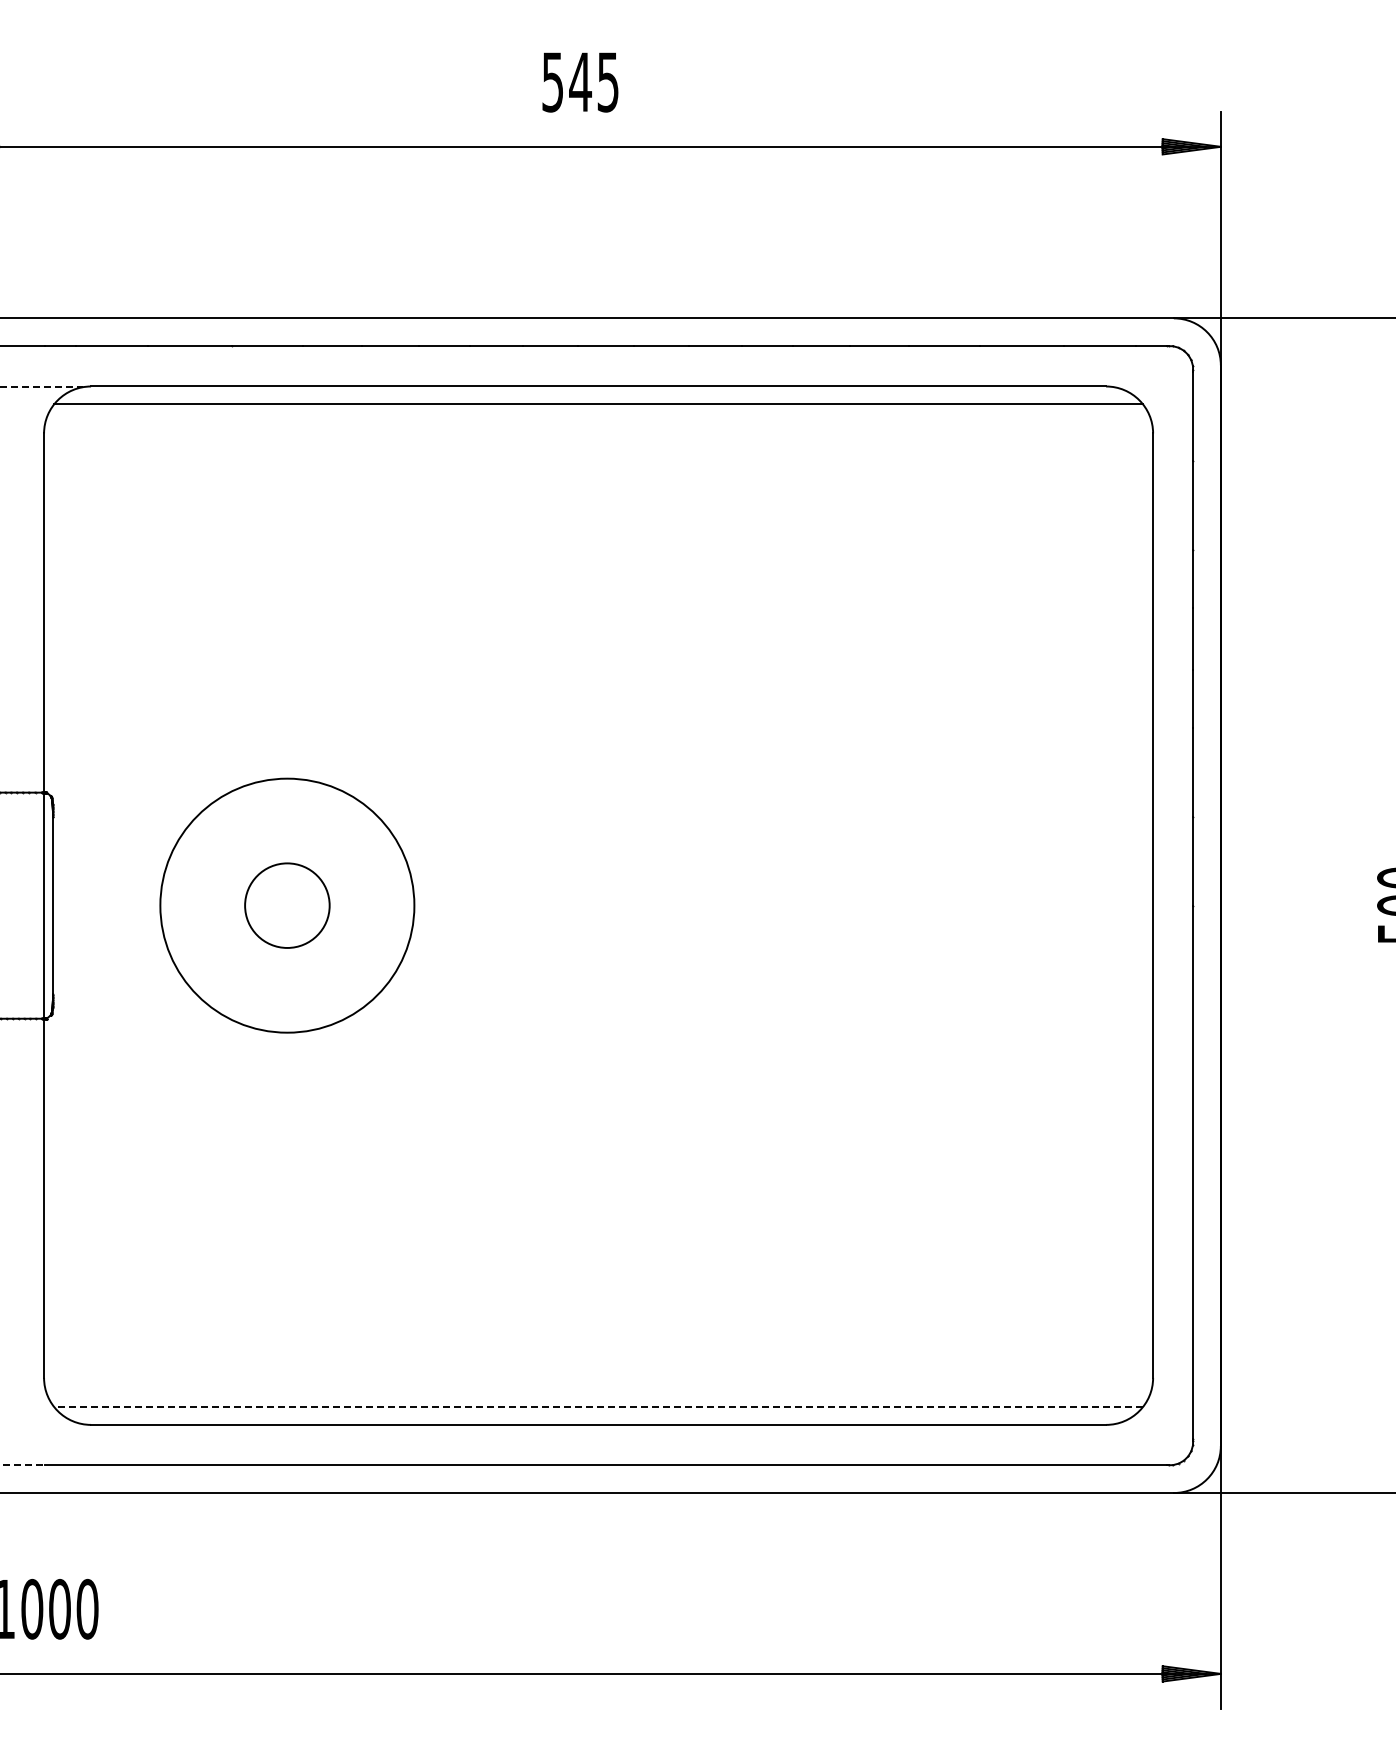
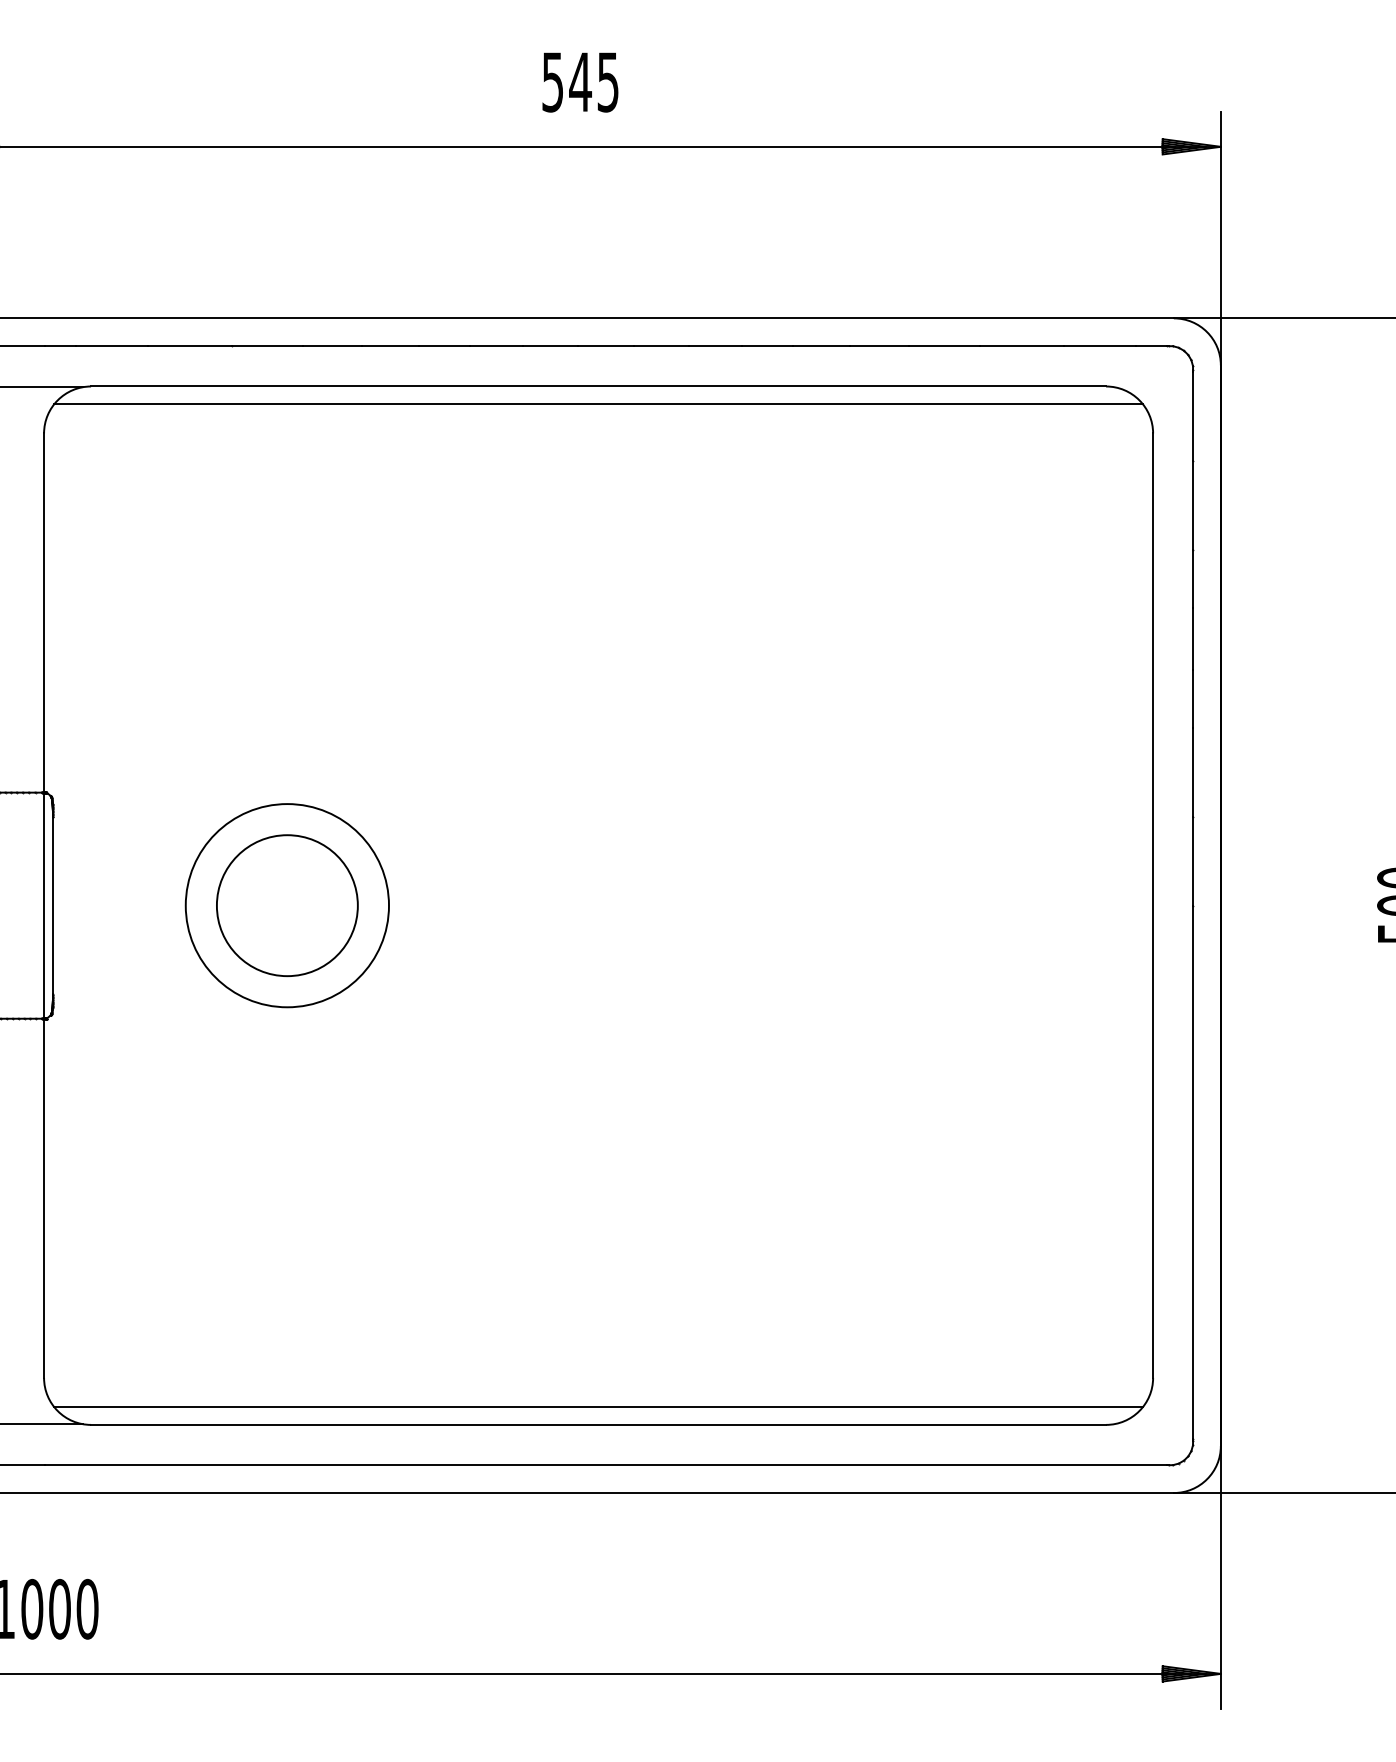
line: dashed -> solid (41, 387)
circle diameter: 254 px -> 203 px (287, 905)
circle diameter: 85 px -> 141 px (286, 905)
line: dashed -> solid (598, 1407)
line: none -> present (42, 1424)
line: dashed -> solid (22, 1465)
